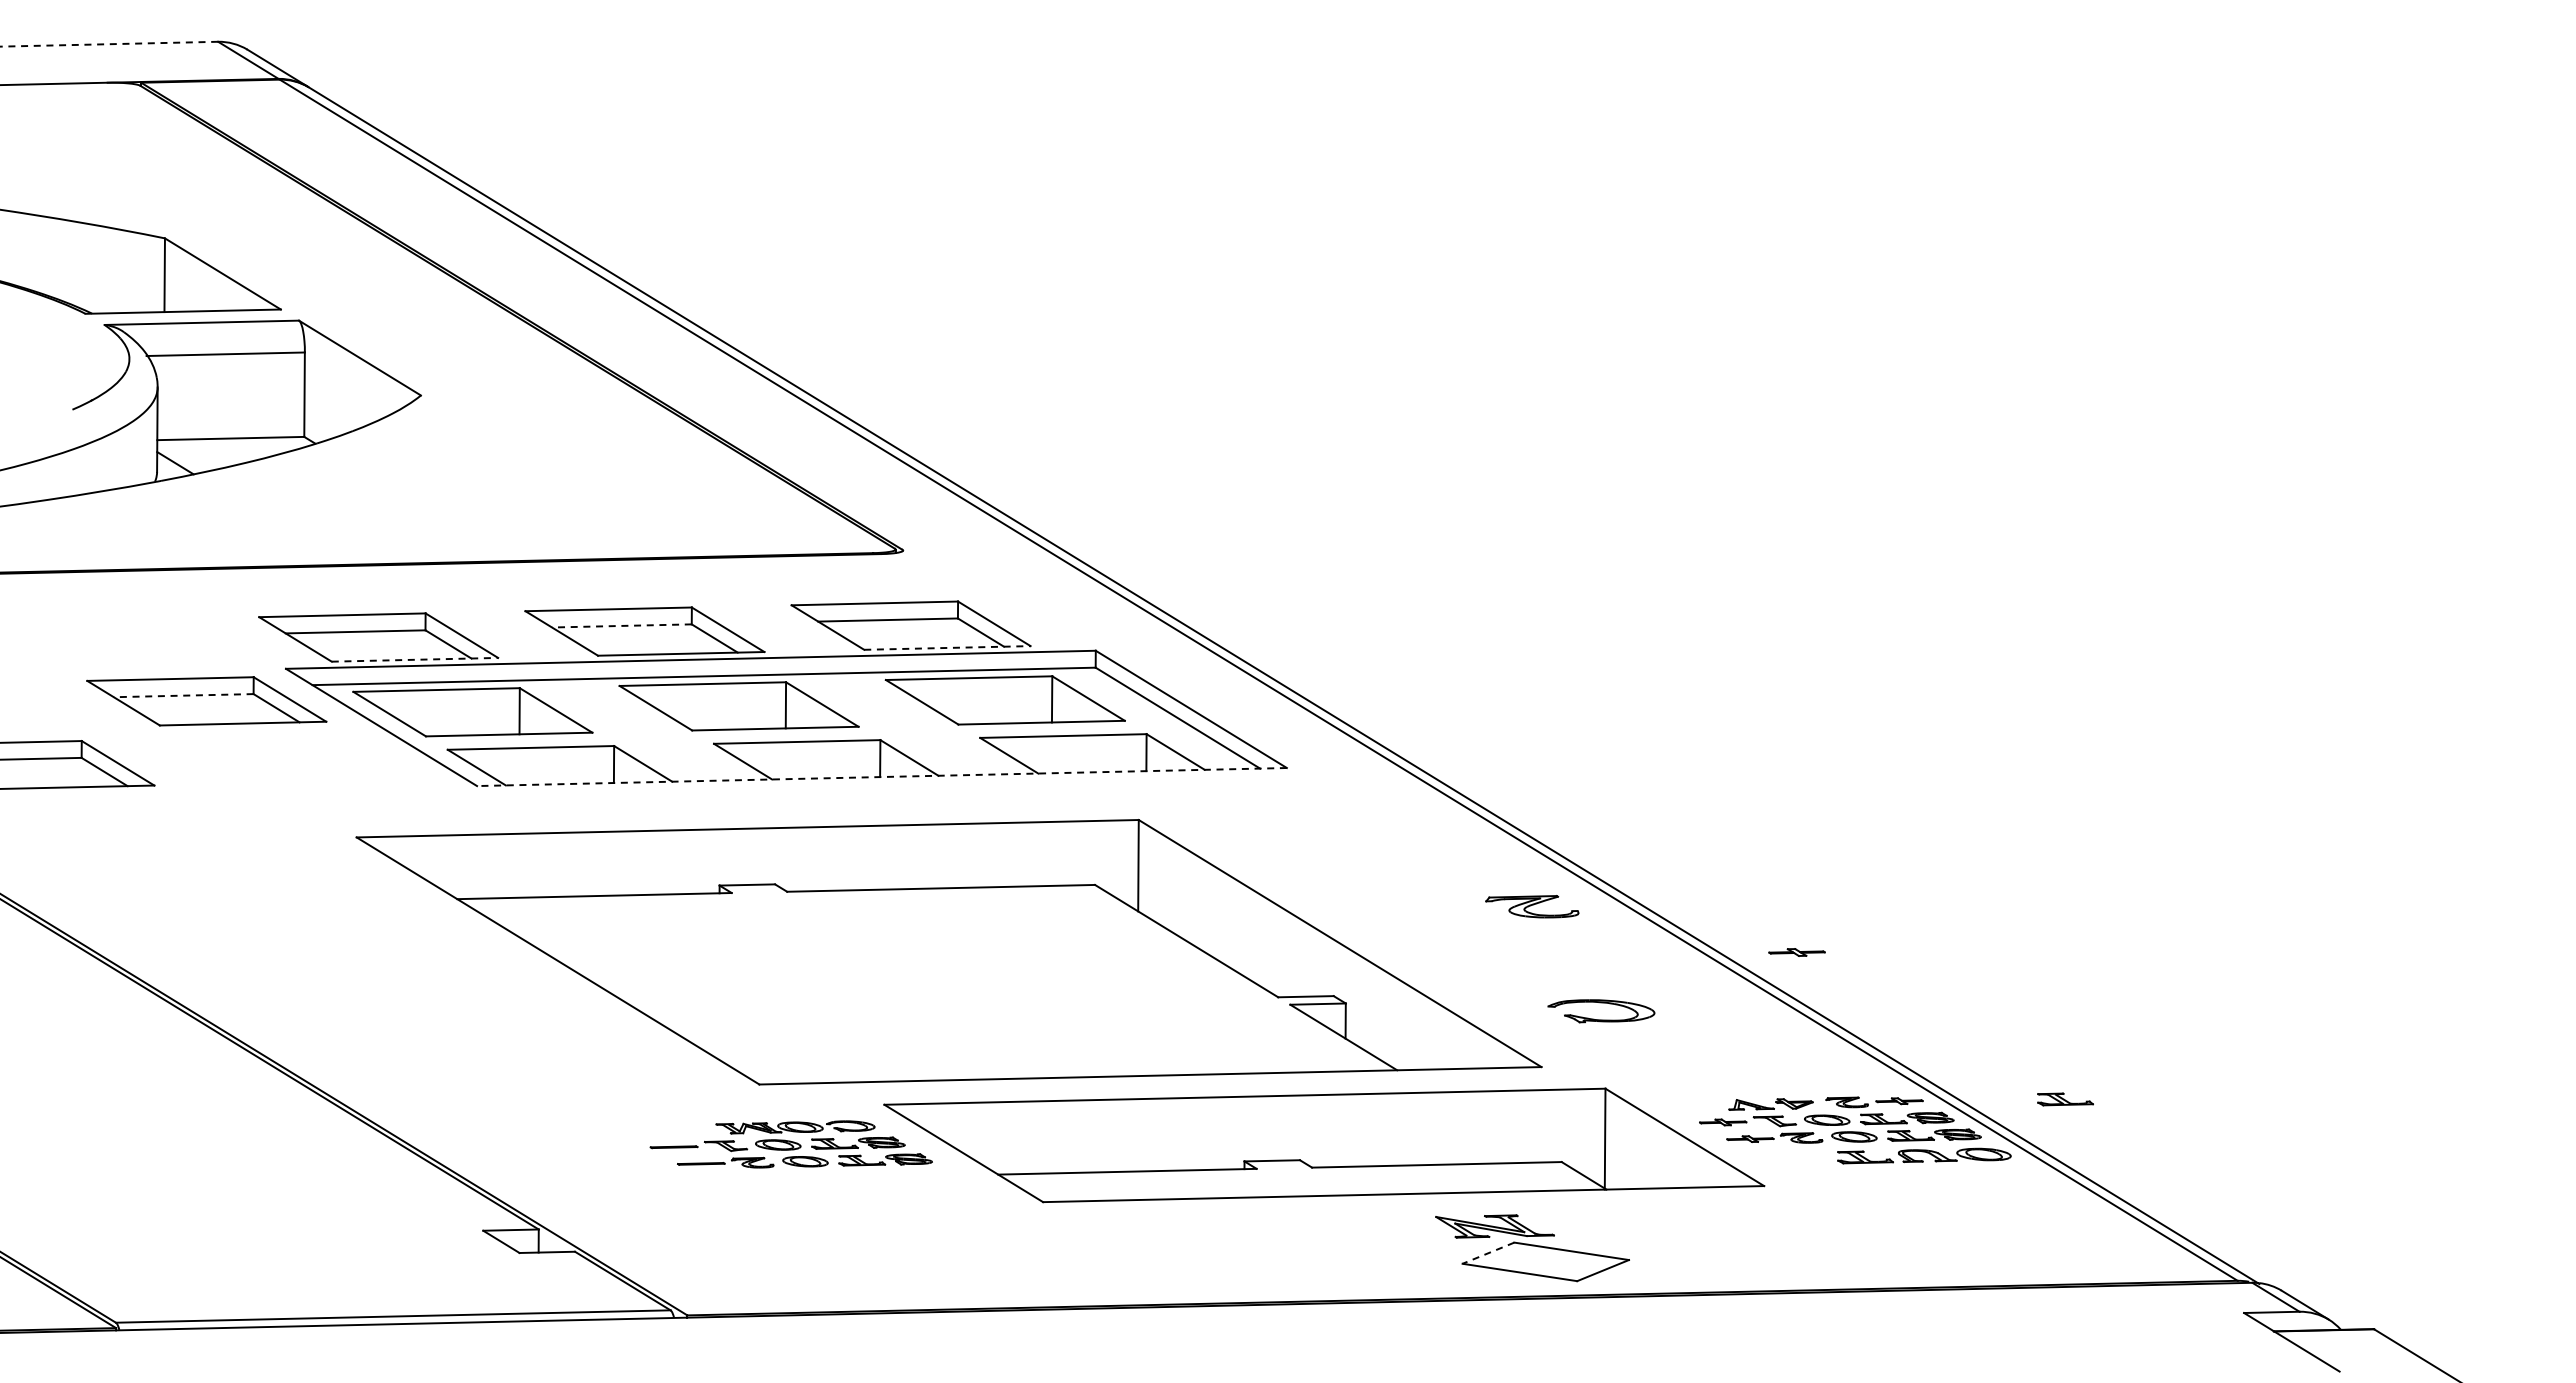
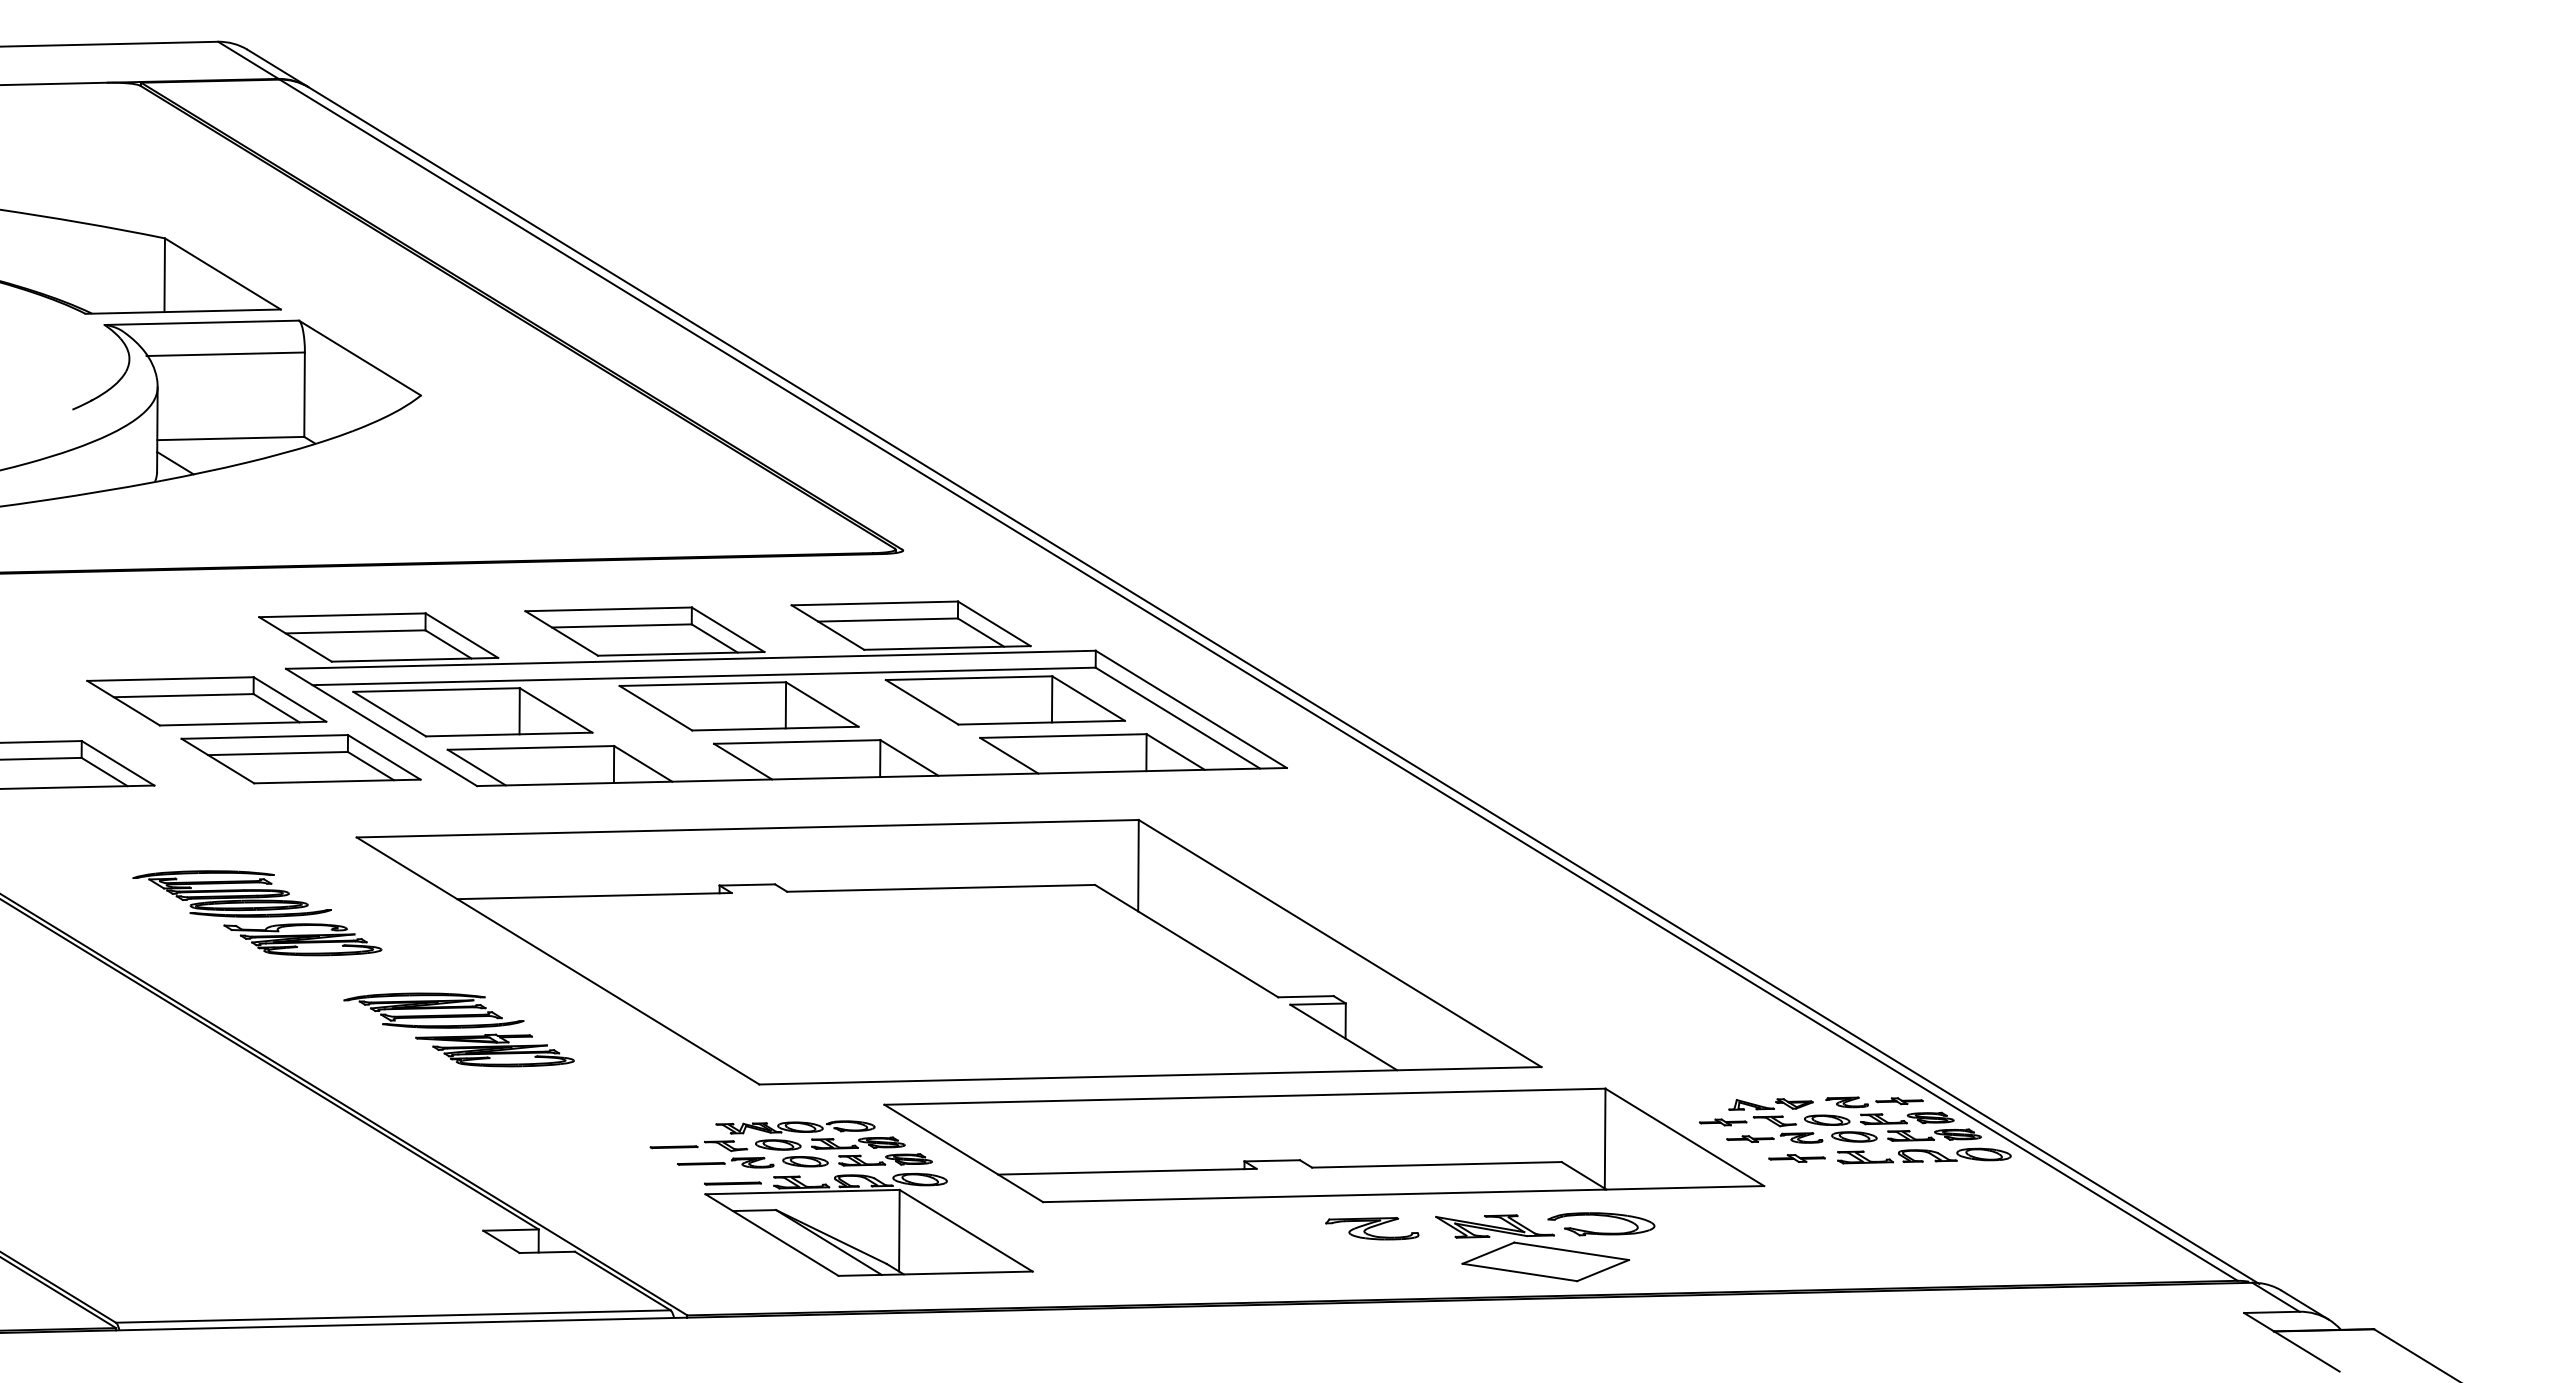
line: dashed -> solid (109, 44)
line: dashed -> solid (621, 625)
line: dashed -> solid (947, 647)
line: dashed -> solid (415, 659)
line: dashed -> solid (183, 695)
part: none -> present (300, 759)
line: dashed -> solid (881, 777)
part position: (1532, 906) -> (1372, 1228) (1372, 1228)
part: none -> present (257, 913)
part position: (1796, 952) -> (1796, 1158) (1796, 1158)
part position: (1601, 1003) -> (1601, 1216) (1601, 1216)
part: none -> present (458, 1029)
part: present -> none (2065, 1099)
part: none -> present (868, 1224)
line: dashed -> solid (1488, 1253)
